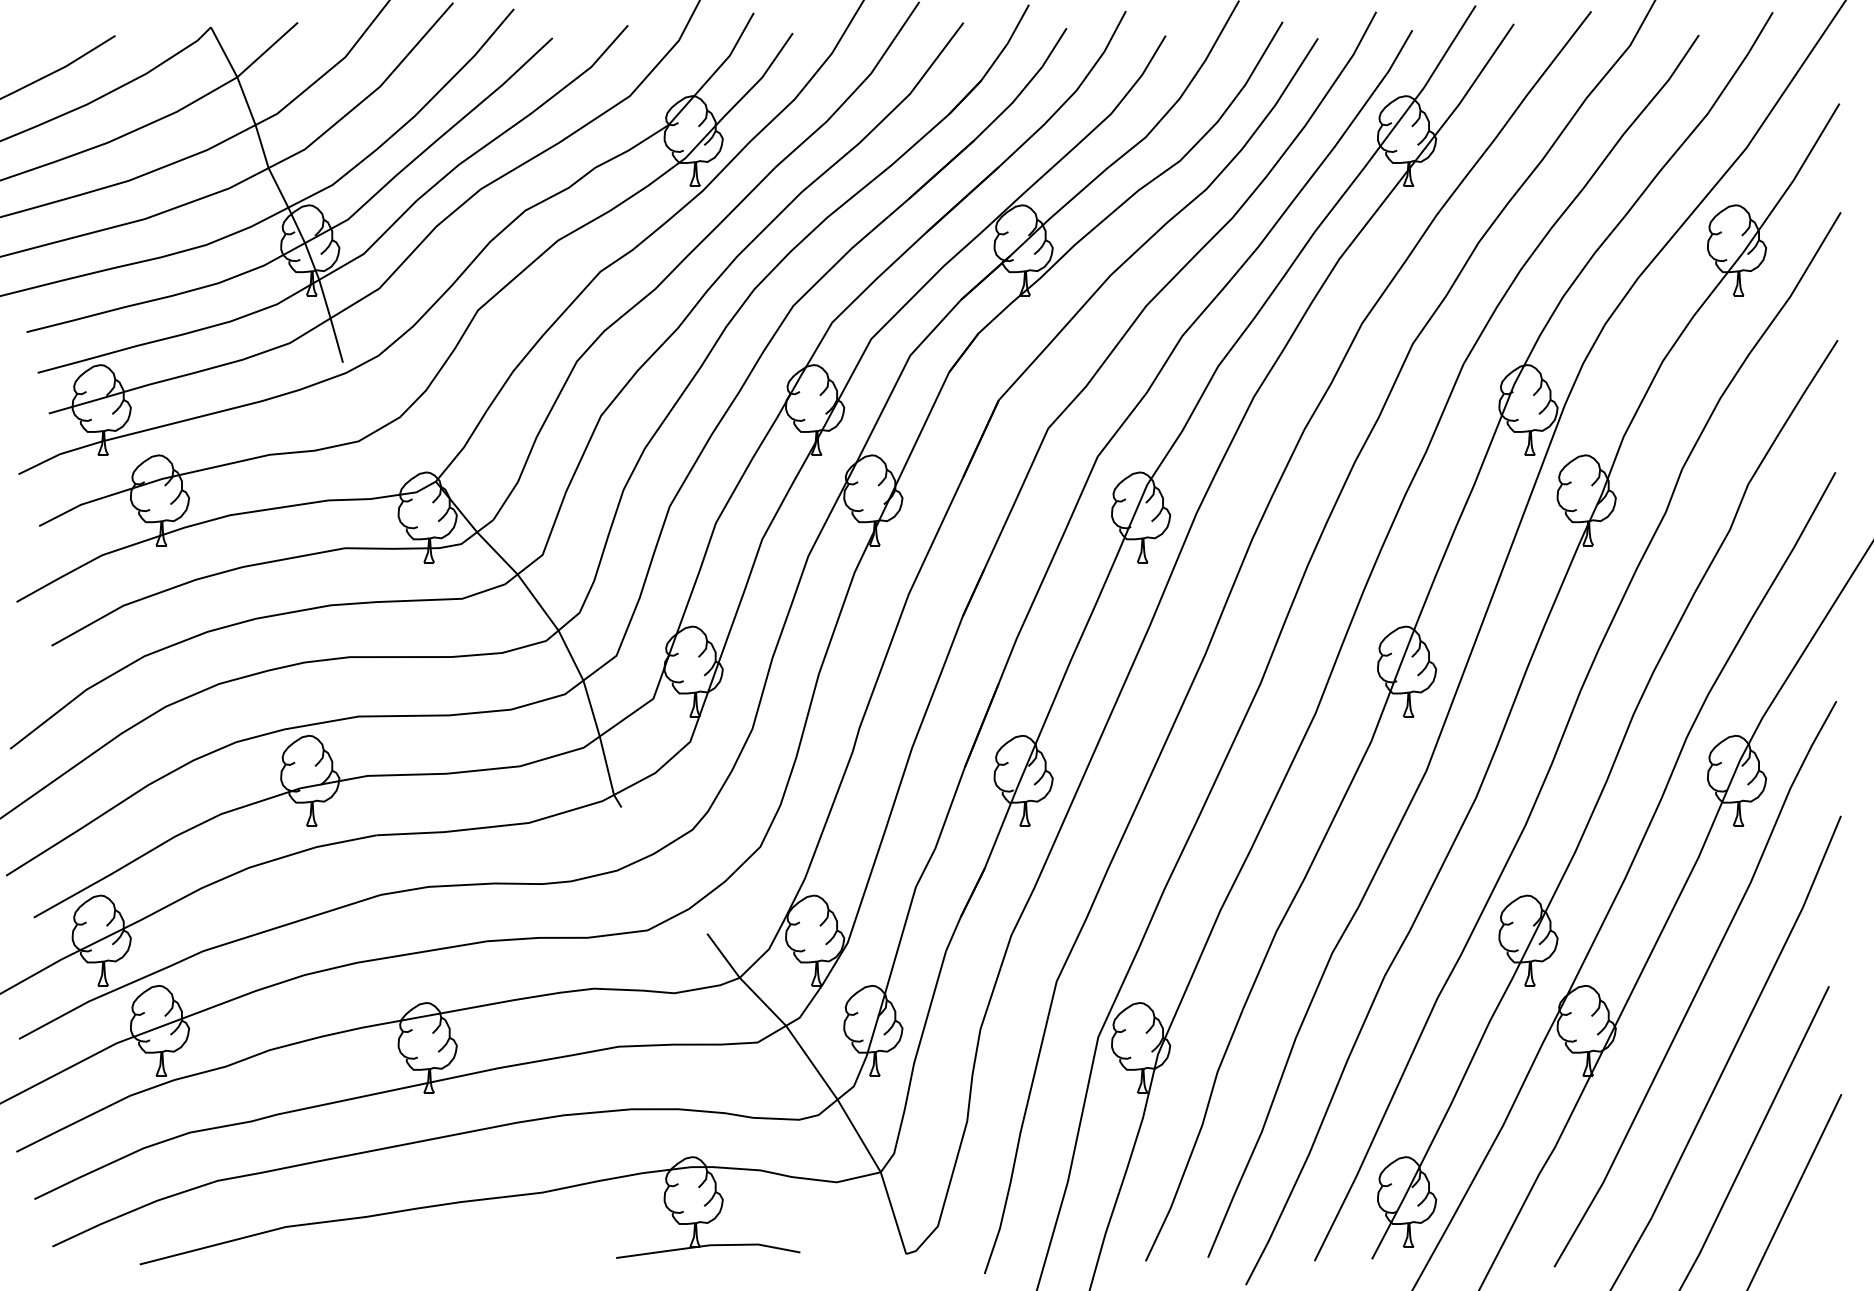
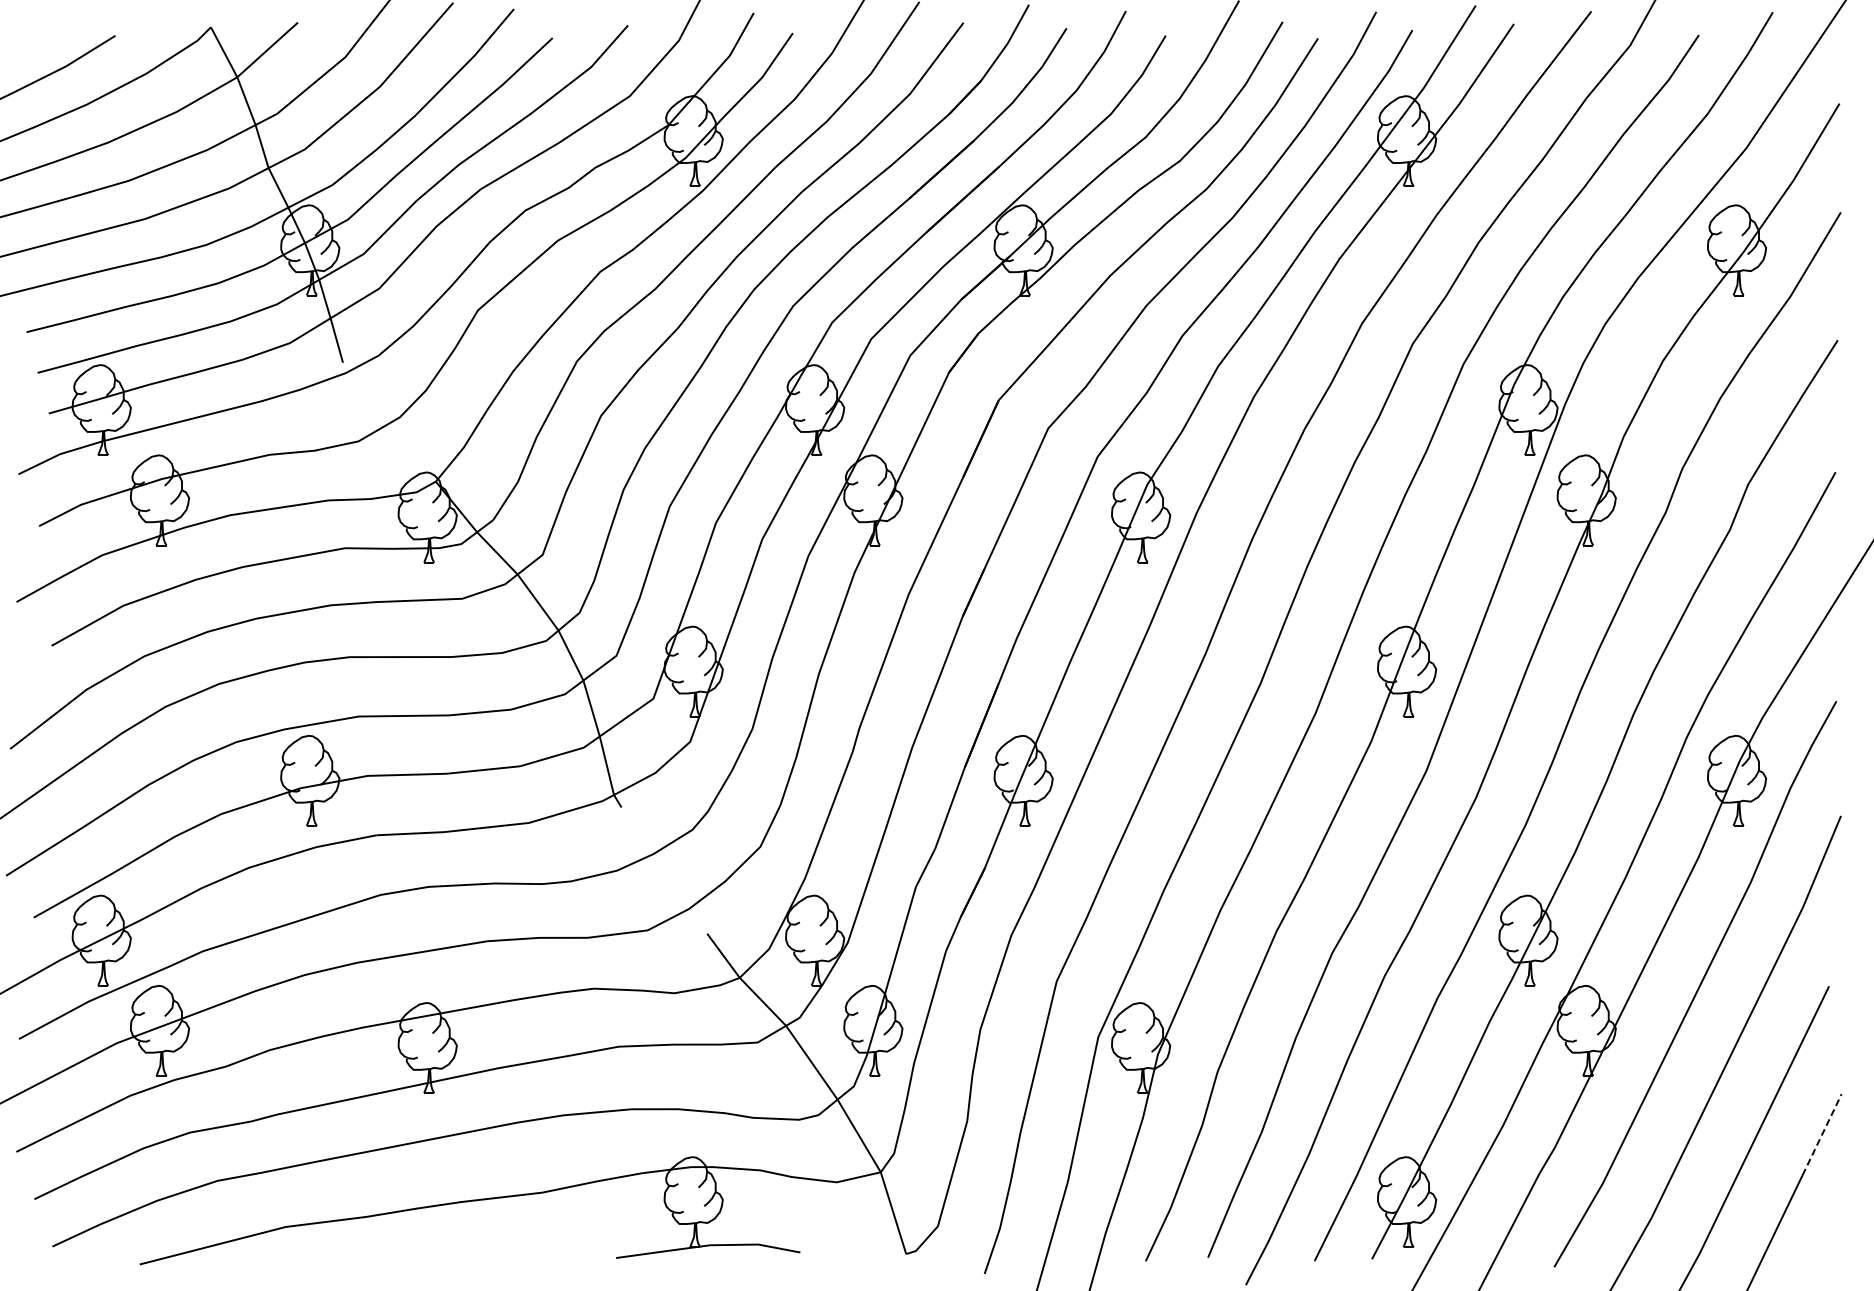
line: solid -> dashed (1822, 1134)
